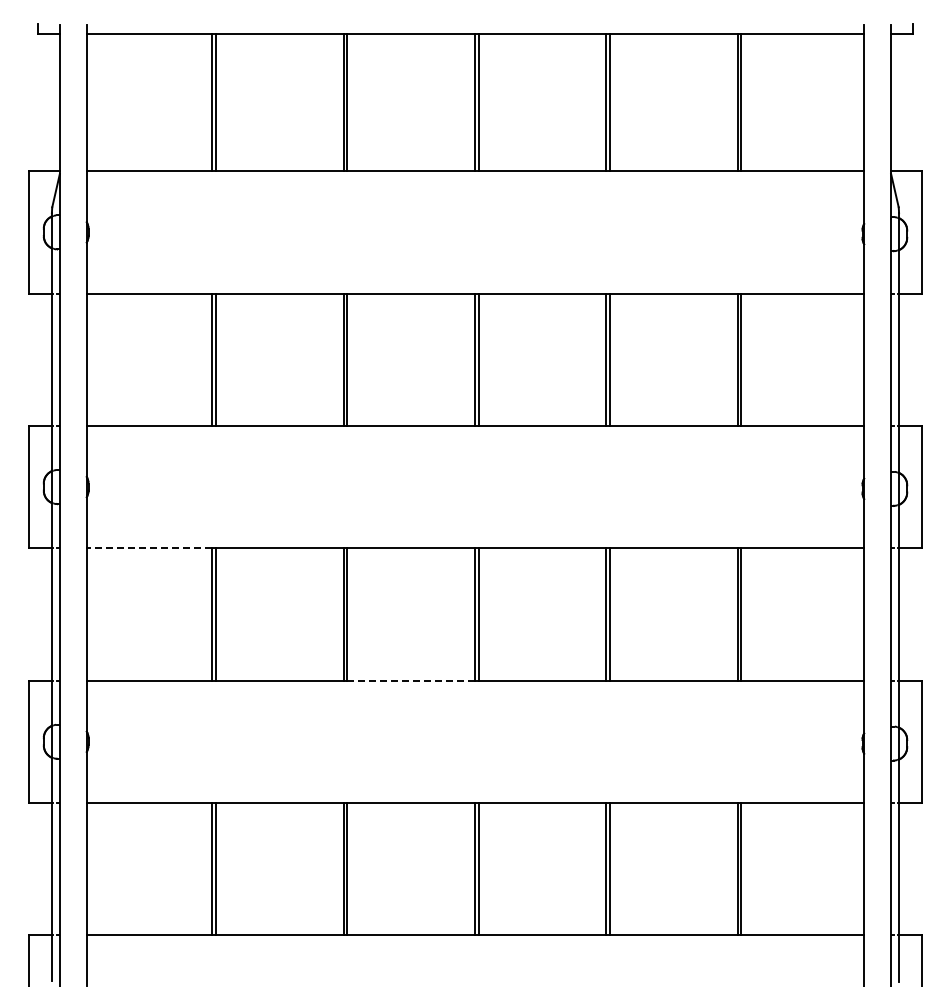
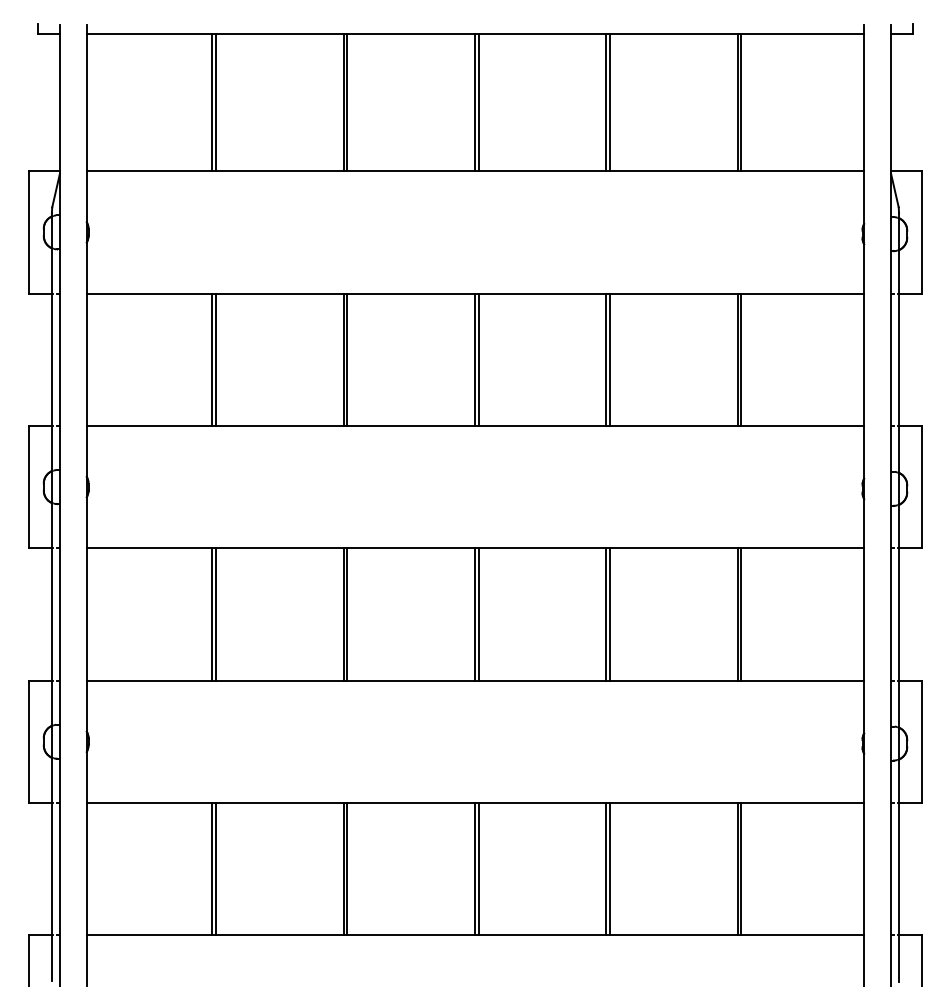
line: dashed -> solid (149, 548)
line: dashed -> solid (411, 680)
